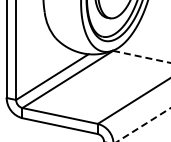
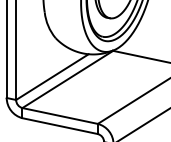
line: dashed -> solid (142, 56)
line: dashed -> solid (143, 125)
